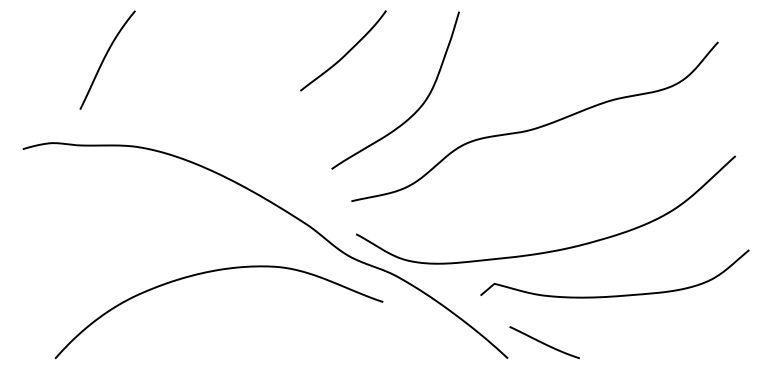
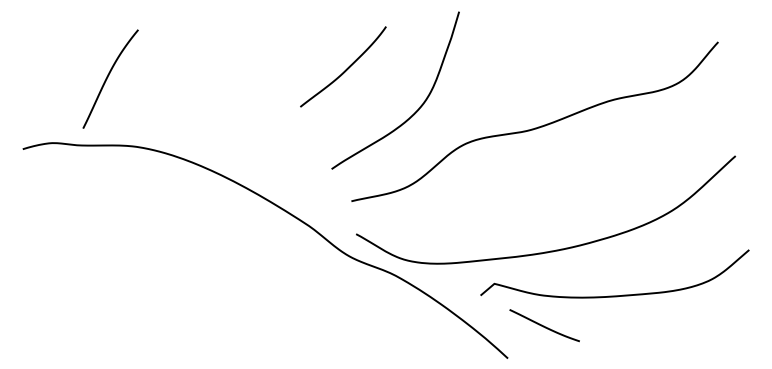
curve position: (346, 52) -> (346, 68) (346, 68)
curve position: (105, 58) -> (108, 77) (108, 77)
curve: present -> none (211, 272)
curve position: (544, 342) -> (544, 325) (544, 325)
